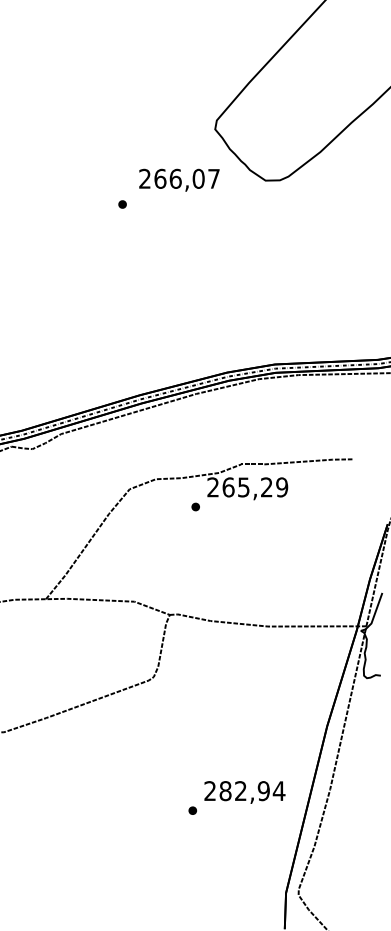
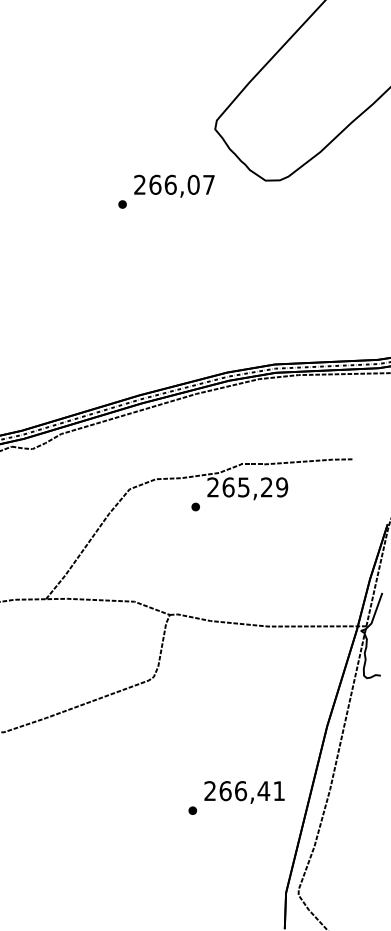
text position: (179, 179) -> (174, 185) (174, 185)
text: 282,94 -> 266,41 (252, 791)
